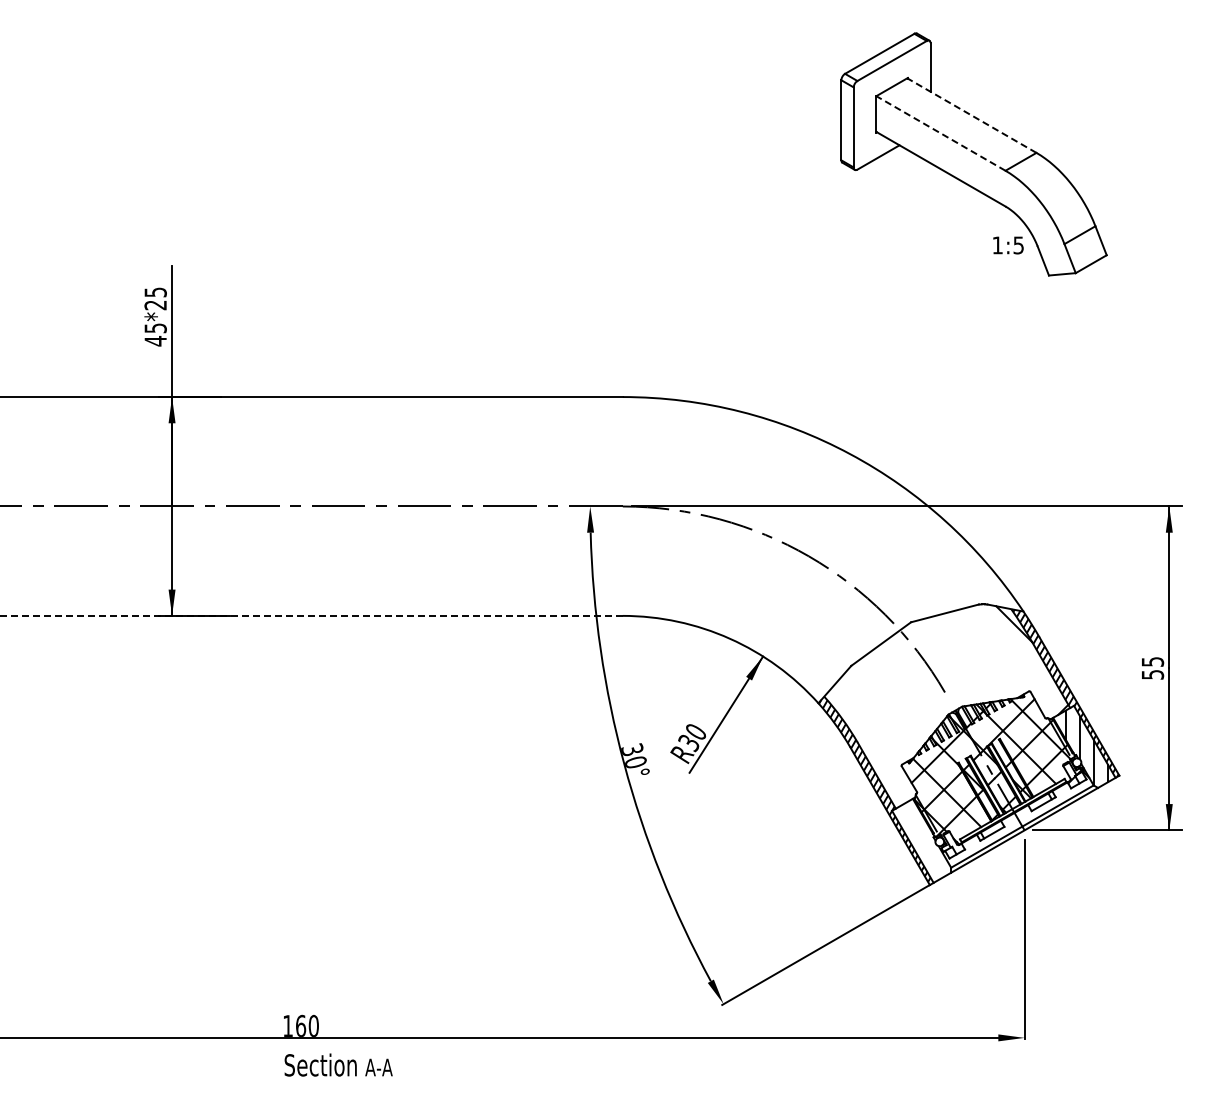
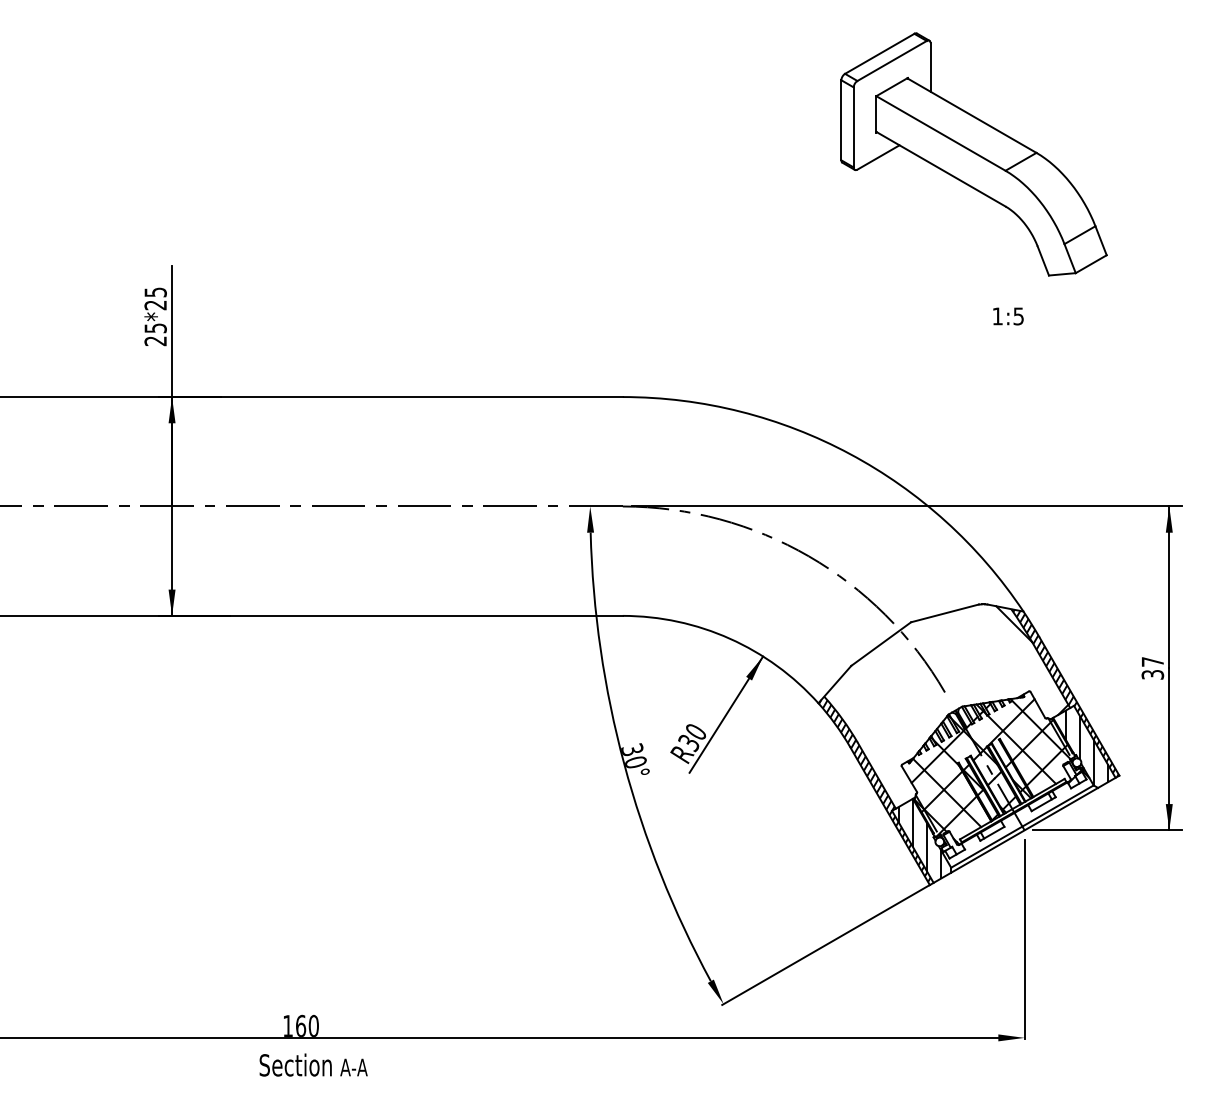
line: dashed -> solid (971, 115)
line: dashed -> solid (940, 133)
text position: (1008, 245) -> (1008, 316) (1008, 316)
text: 45*25 -> 25*25 (155, 340)
line: dashed -> solid (311, 615)
text: 55 -> 37 (1152, 668)
hatch: none -> present (919, 838)
text position: (338, 1064) -> (313, 1064) (313, 1064)
